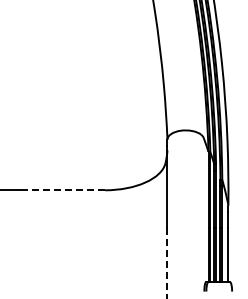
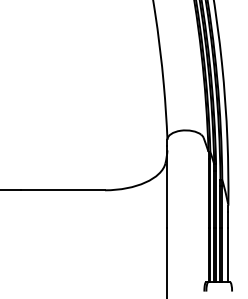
line: dashed -> solid (63, 190)
line: dashed -> solid (167, 262)
